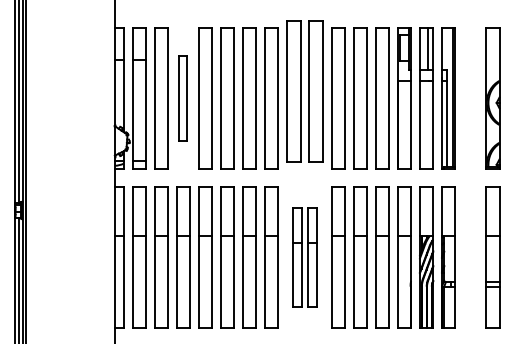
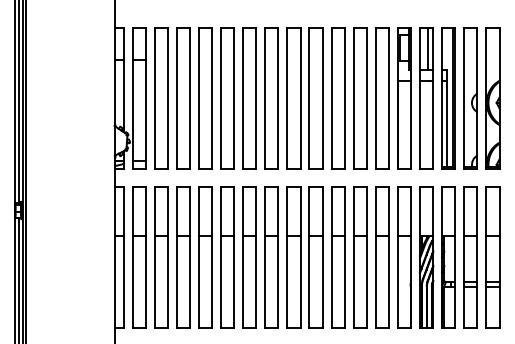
part position: (304, 91) -> (304, 98) (304, 98)
part size: 10x87 px -> 15x143 px (183, 98)
part: none -> present (470, 98)
part size: 26x101 px -> 38x143 px (304, 257)
part: none -> present (470, 257)
